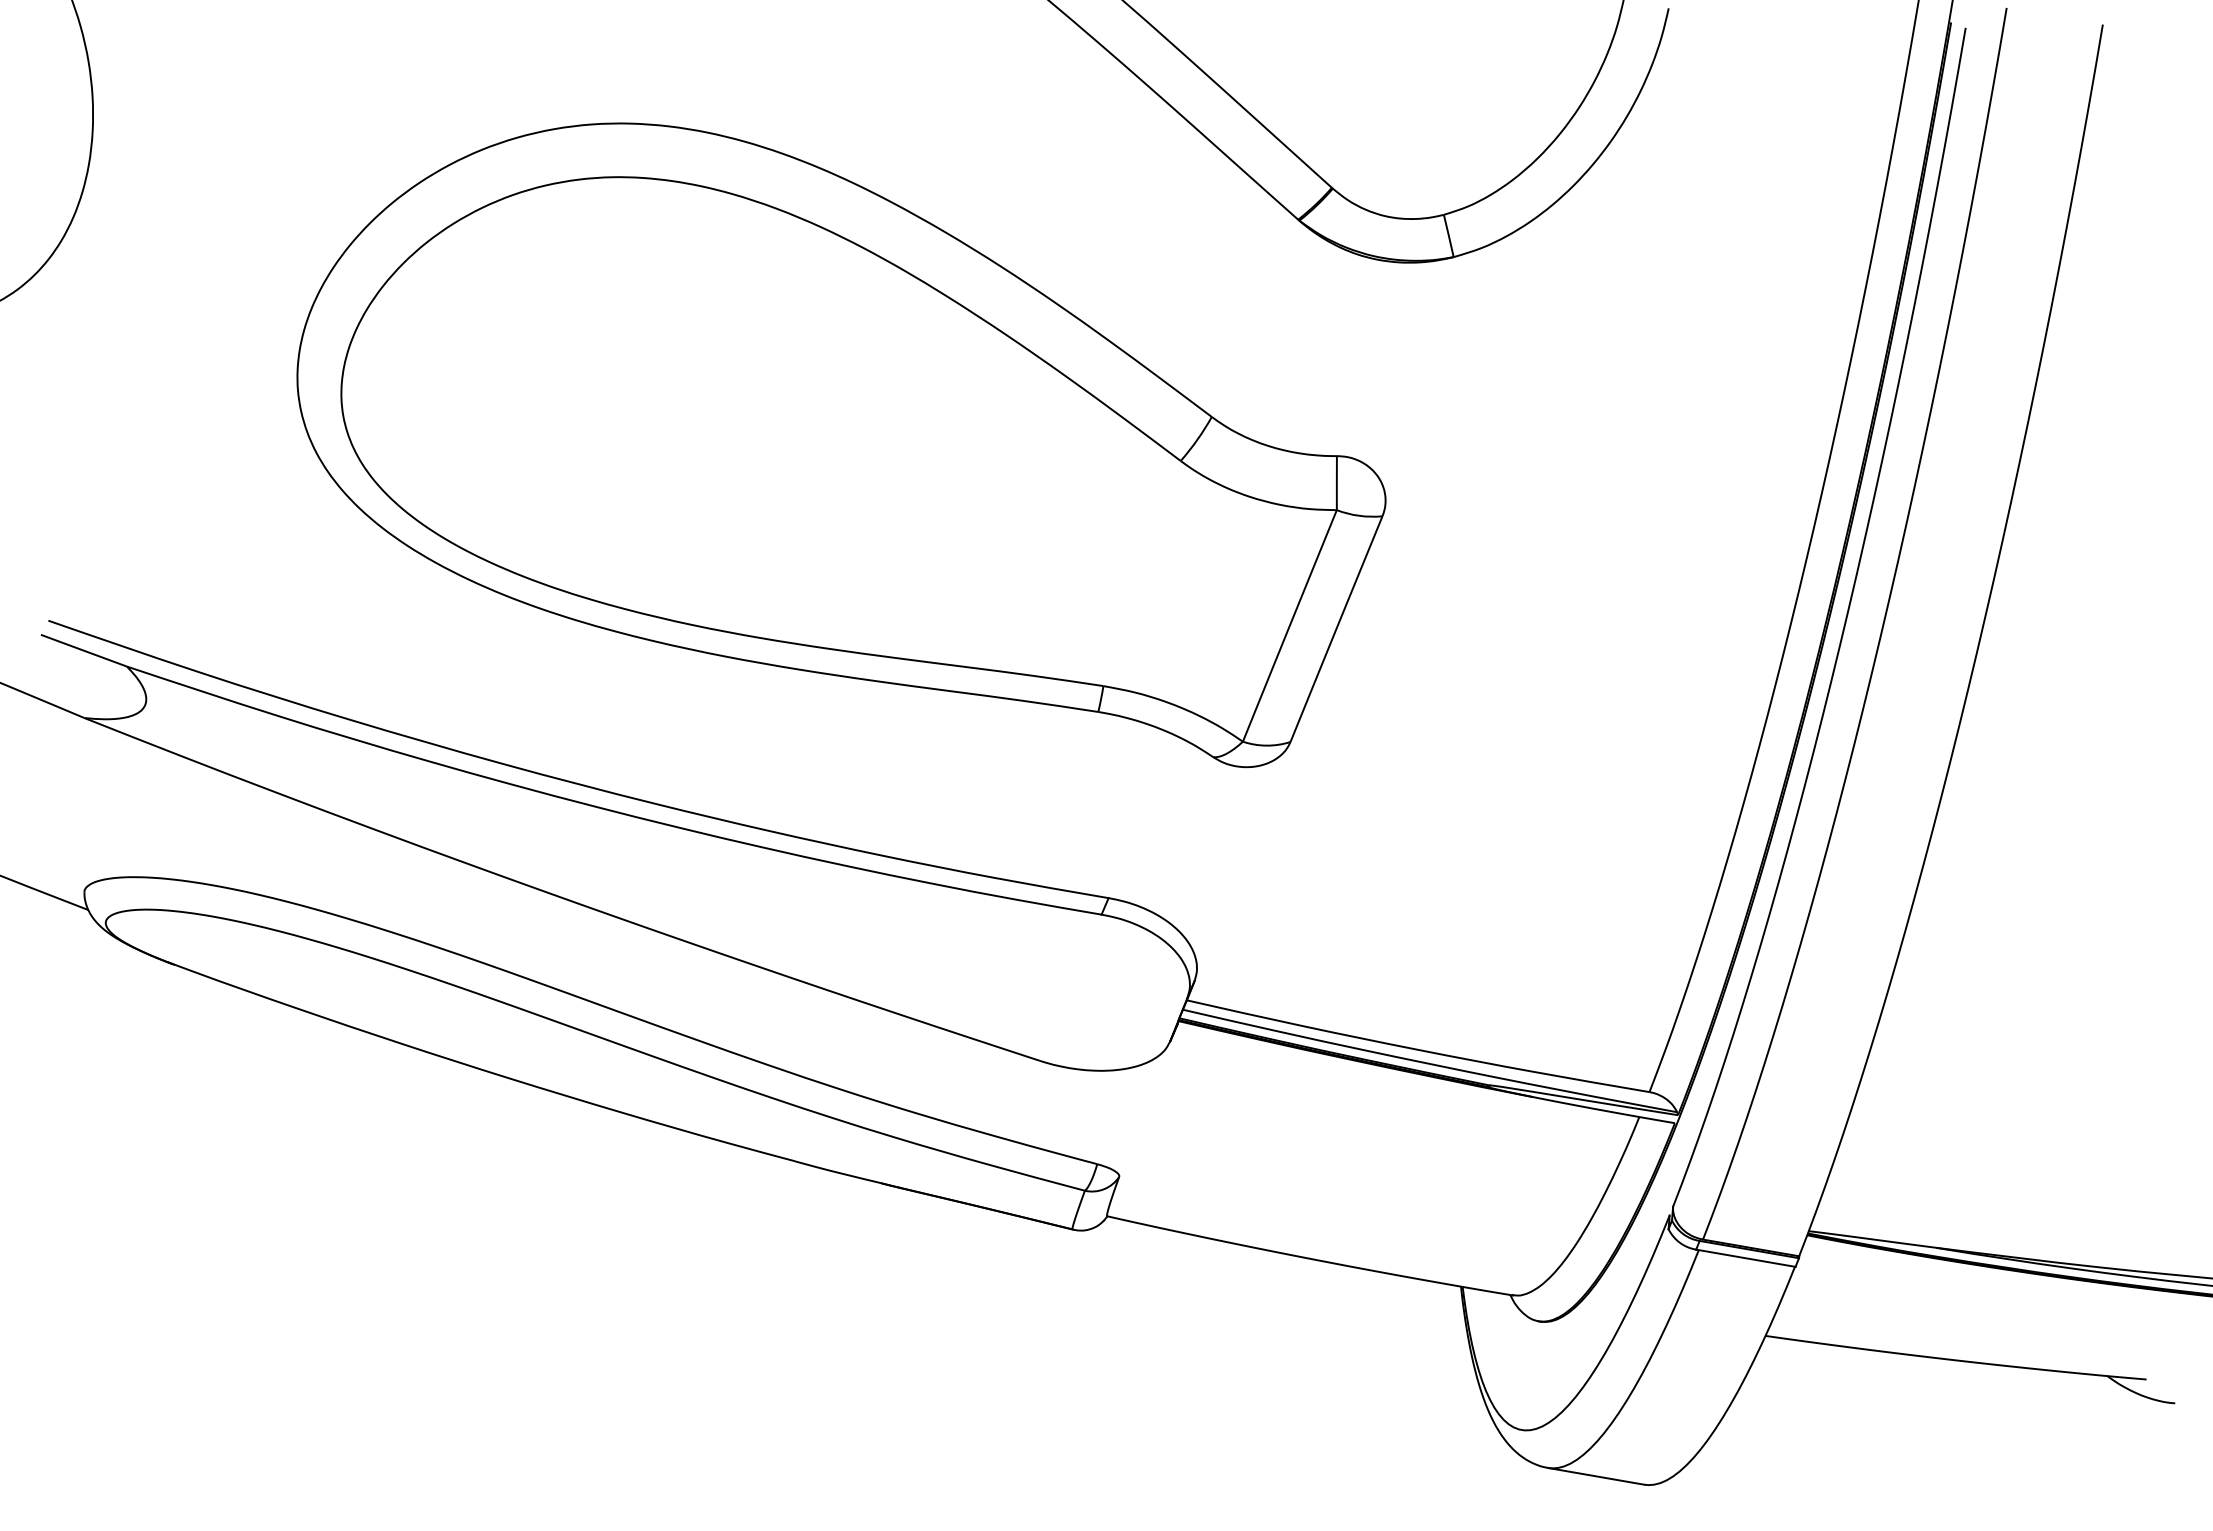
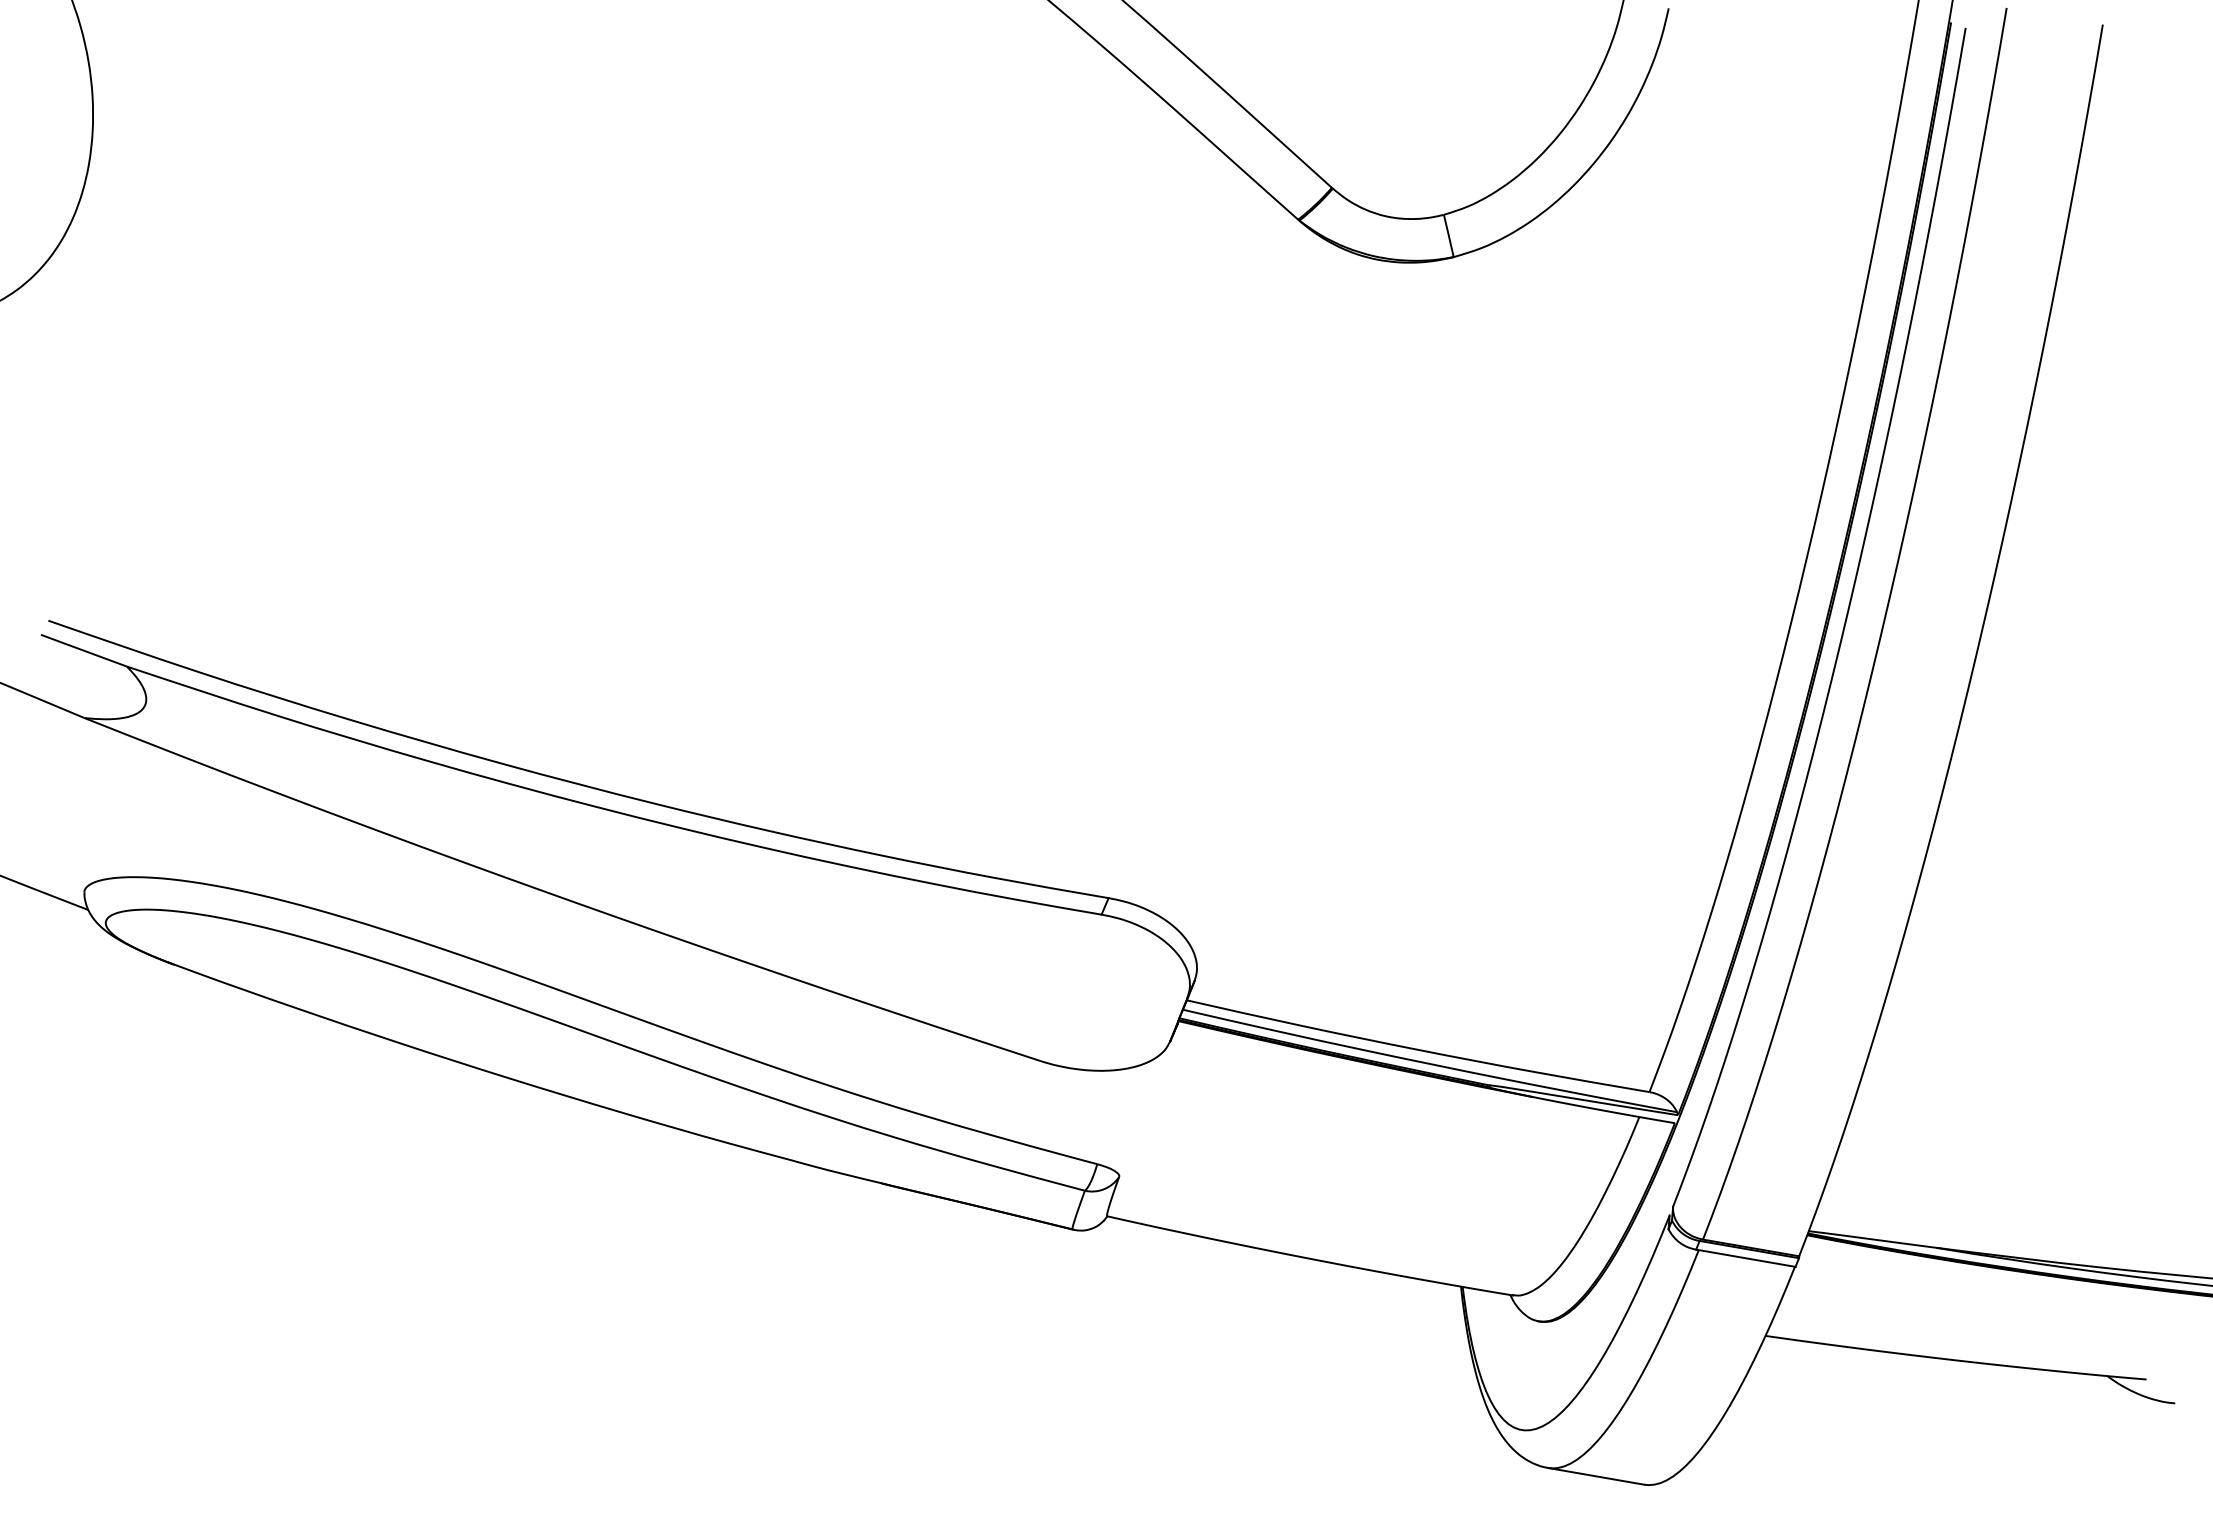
part: present -> none (841, 445)
